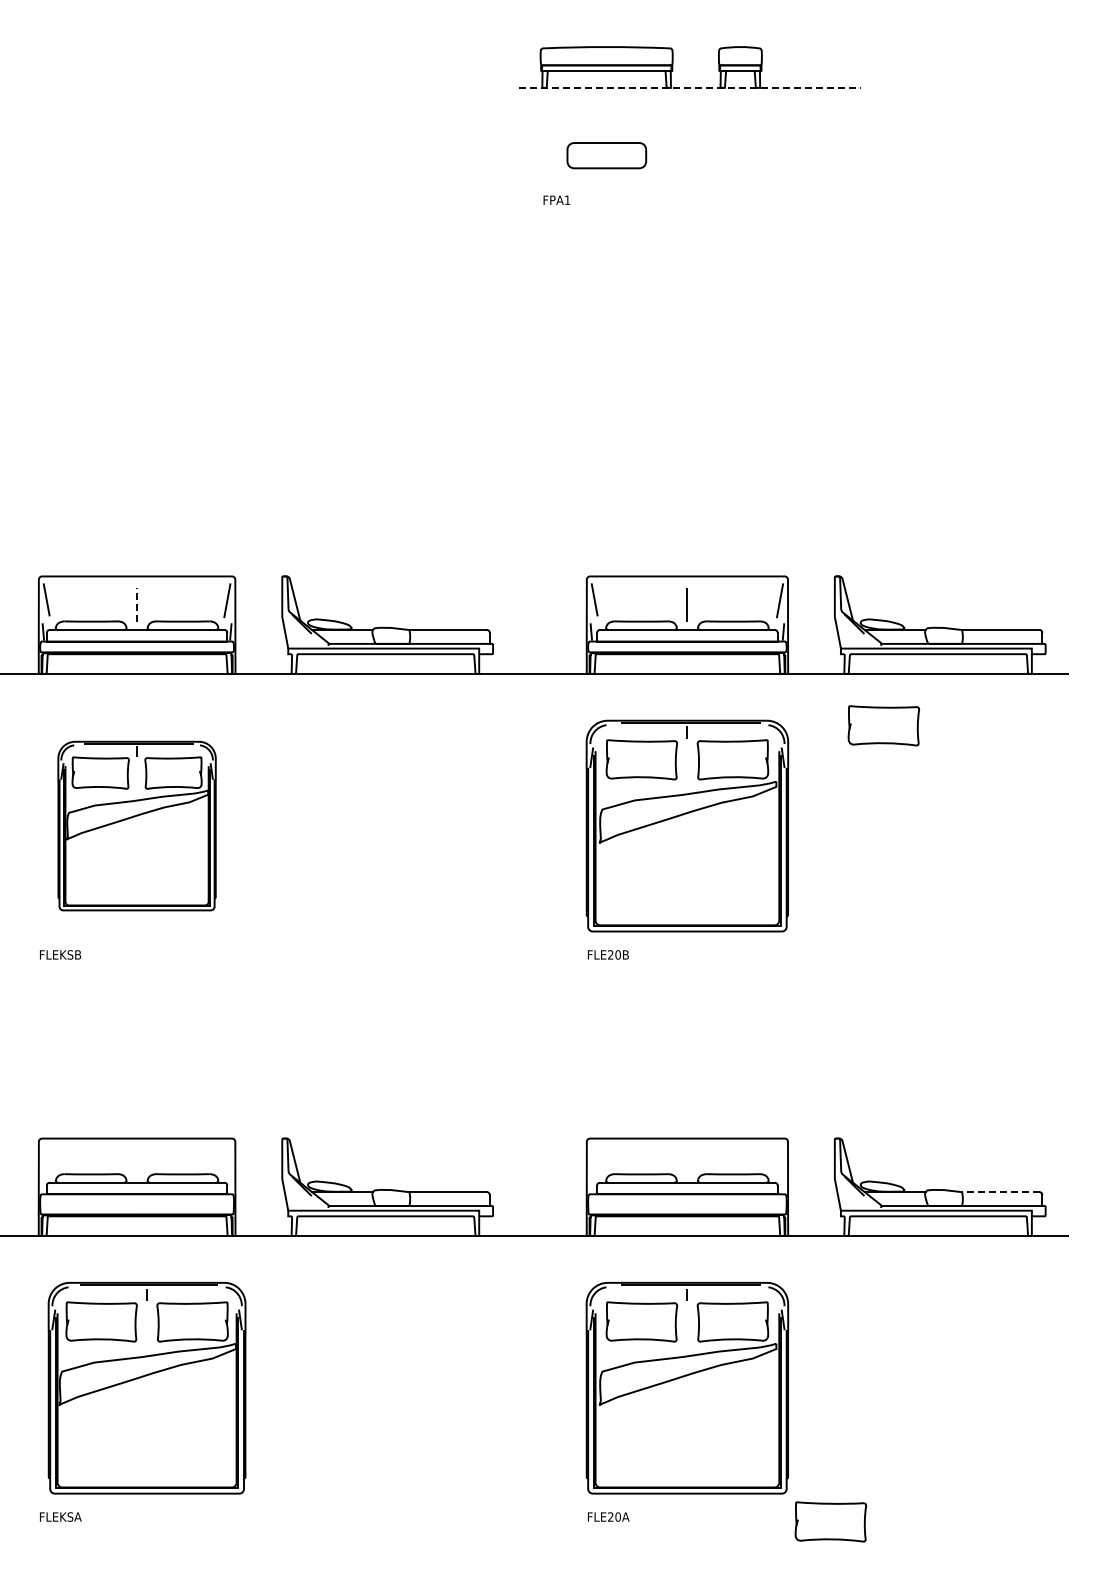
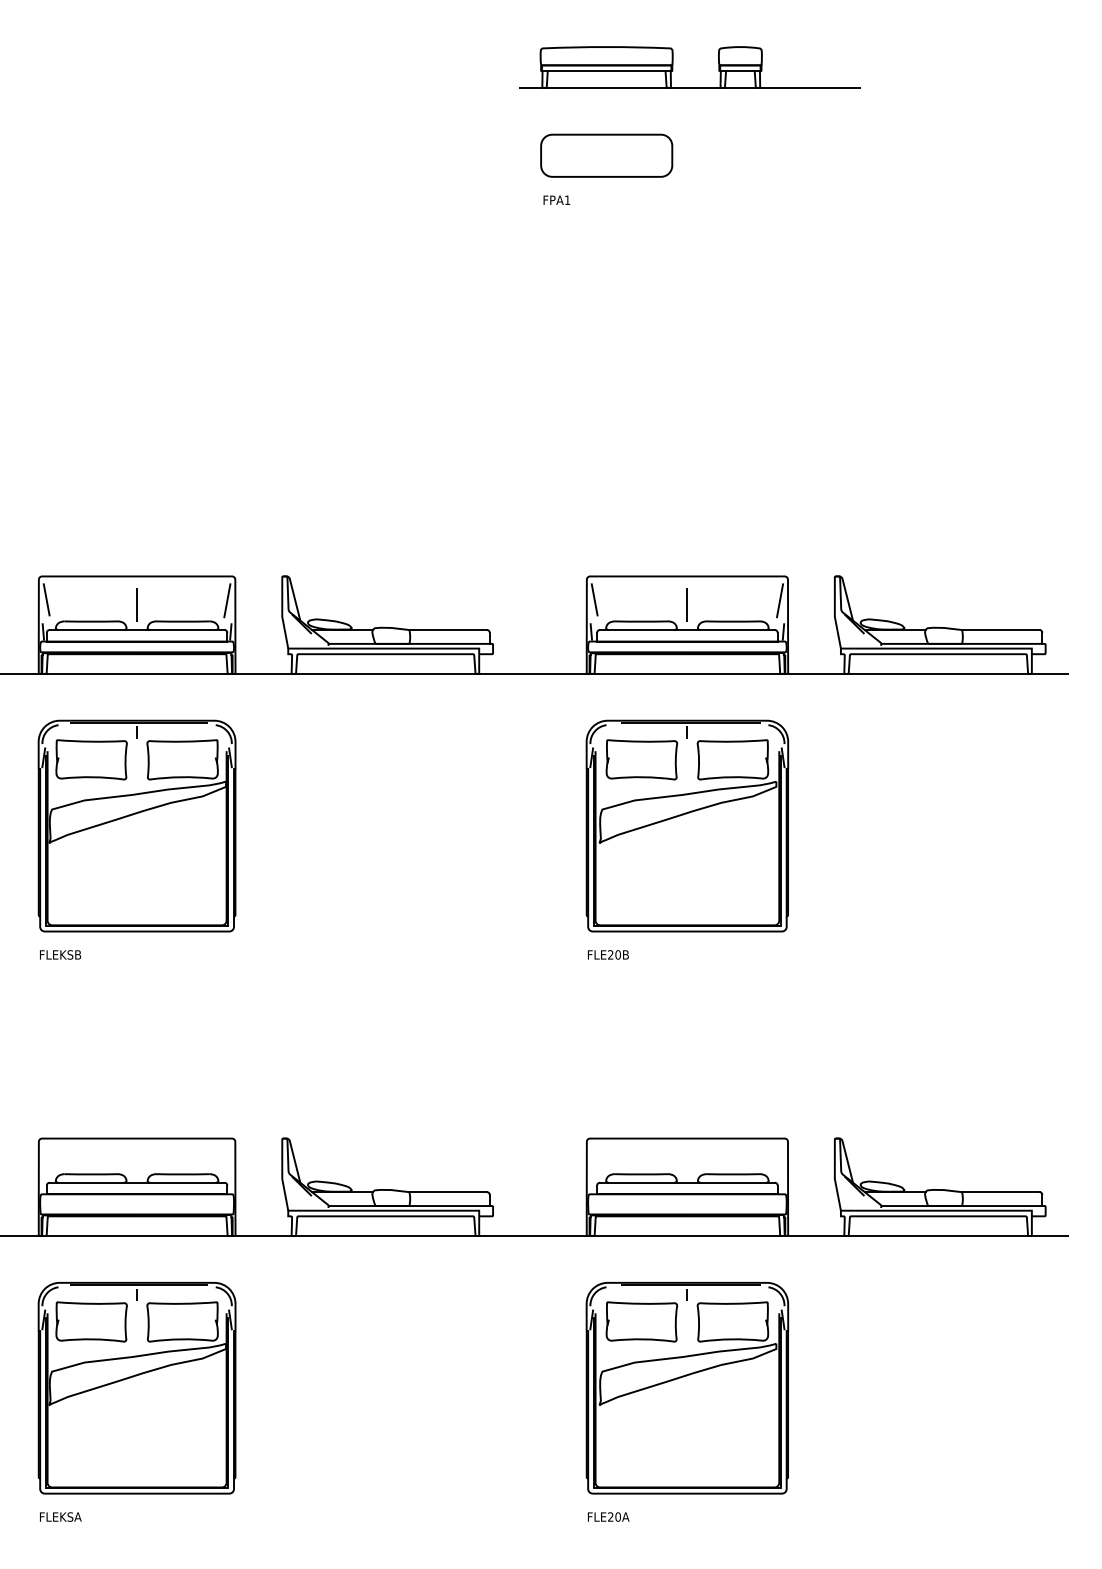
line: dashed -> solid (689, 87)
part size: 82x28 px -> 134x45 px (606, 155)
line: dashed -> solid (137, 604)
part: present -> none (883, 725)
part size: 160x172 px -> 200x214 px (136, 825)
line: dashed -> solid (1000, 1192)
part position: (146, 1388) -> (136, 1388) (136, 1388)
part: present -> none (830, 1521)
